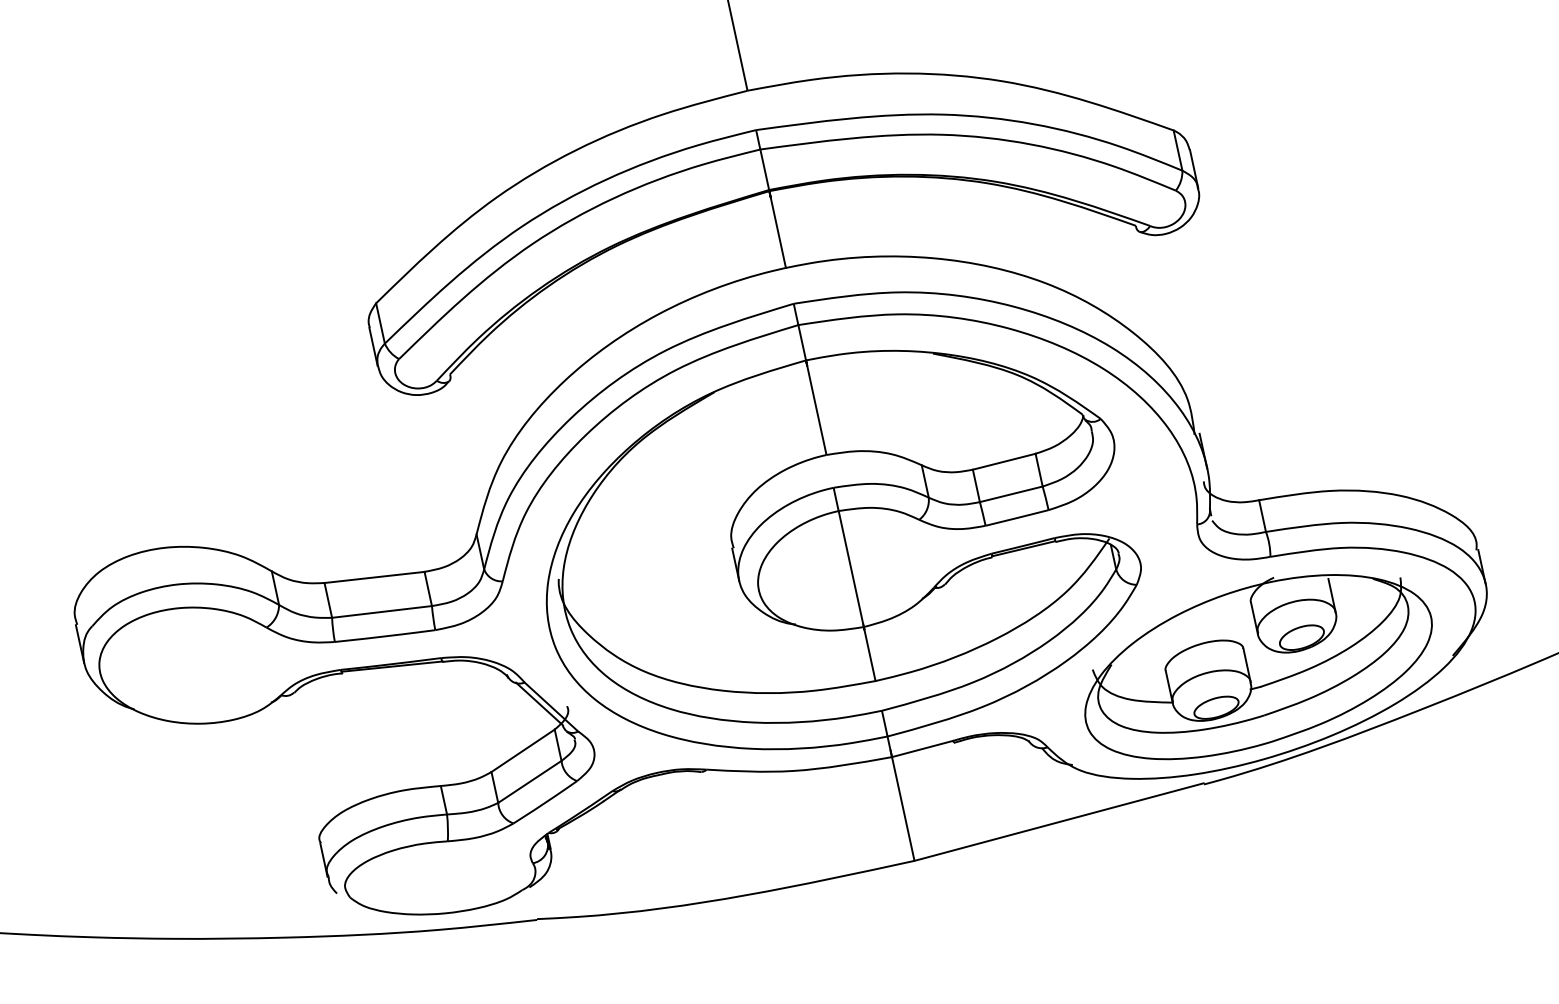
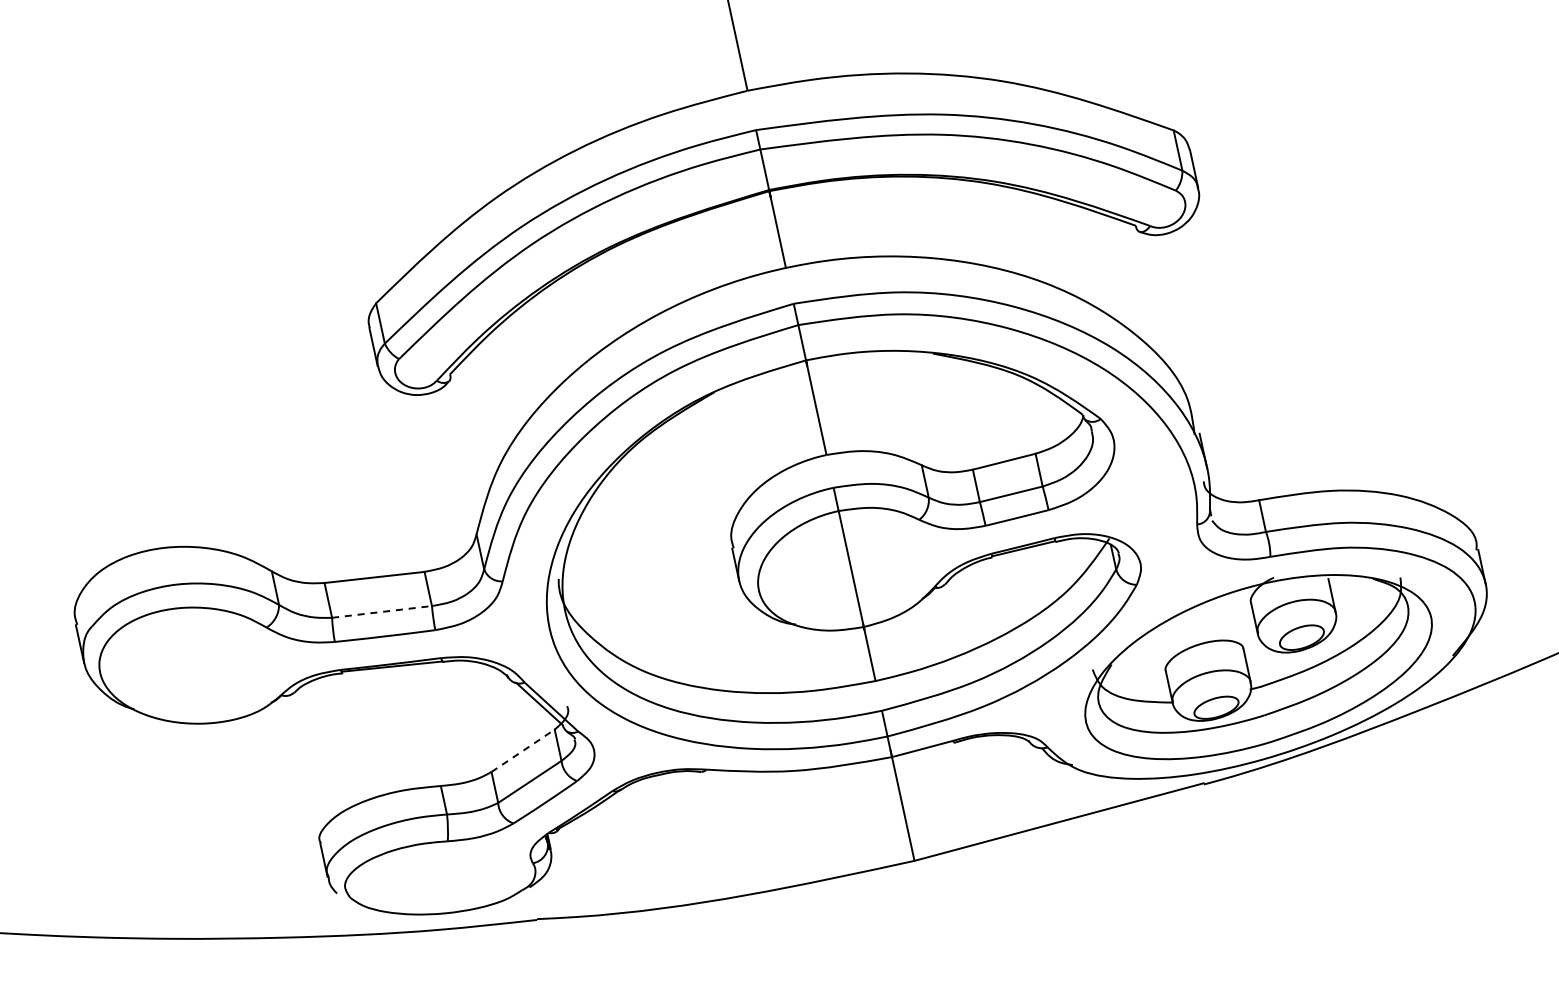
line: solid -> dashed (382, 611)
line: solid -> dashed (523, 750)
